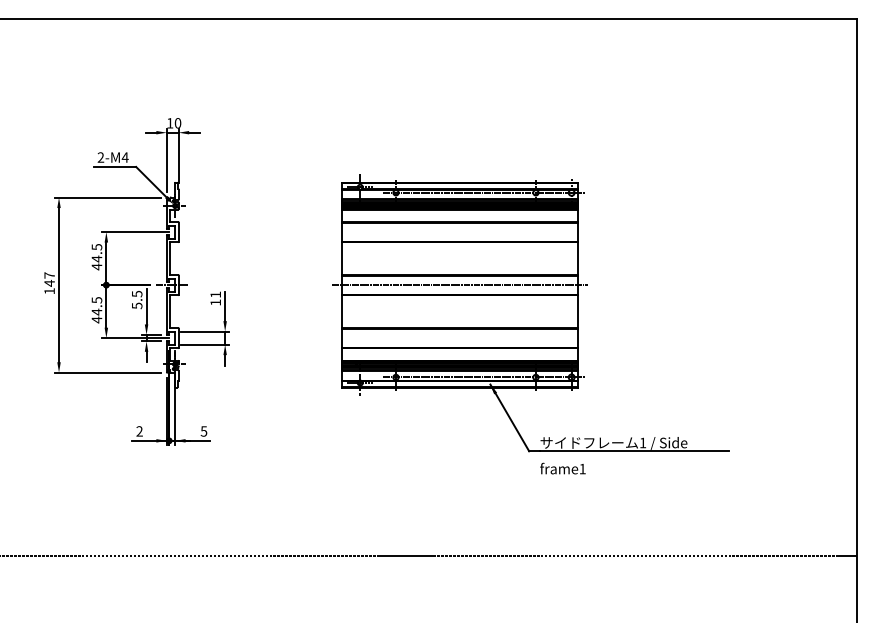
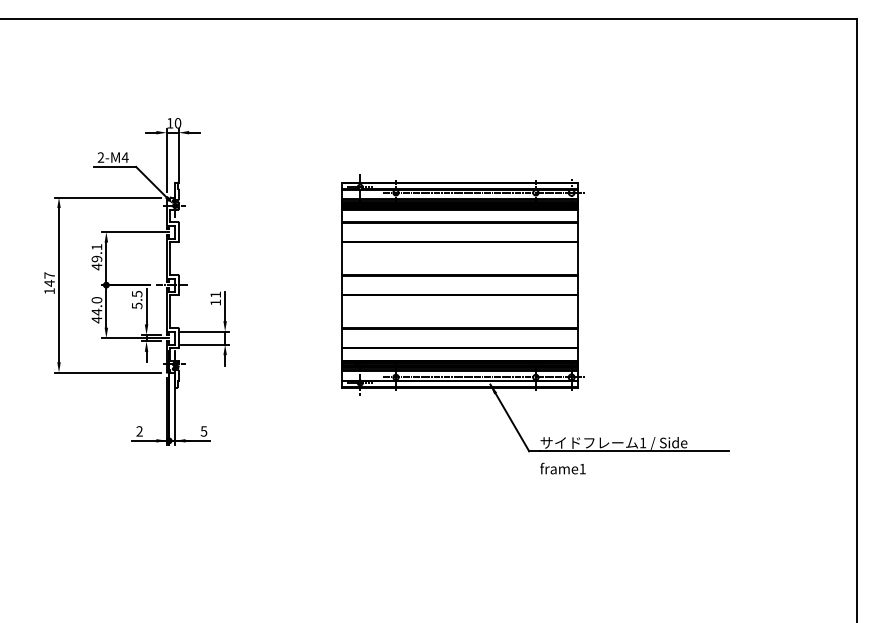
text: 44.5 -> 49.1 (96, 253)
line: present -> none (460, 285)
text: 44.5 -> 44.0 (96, 300)
line: present -> none (429, 556)
